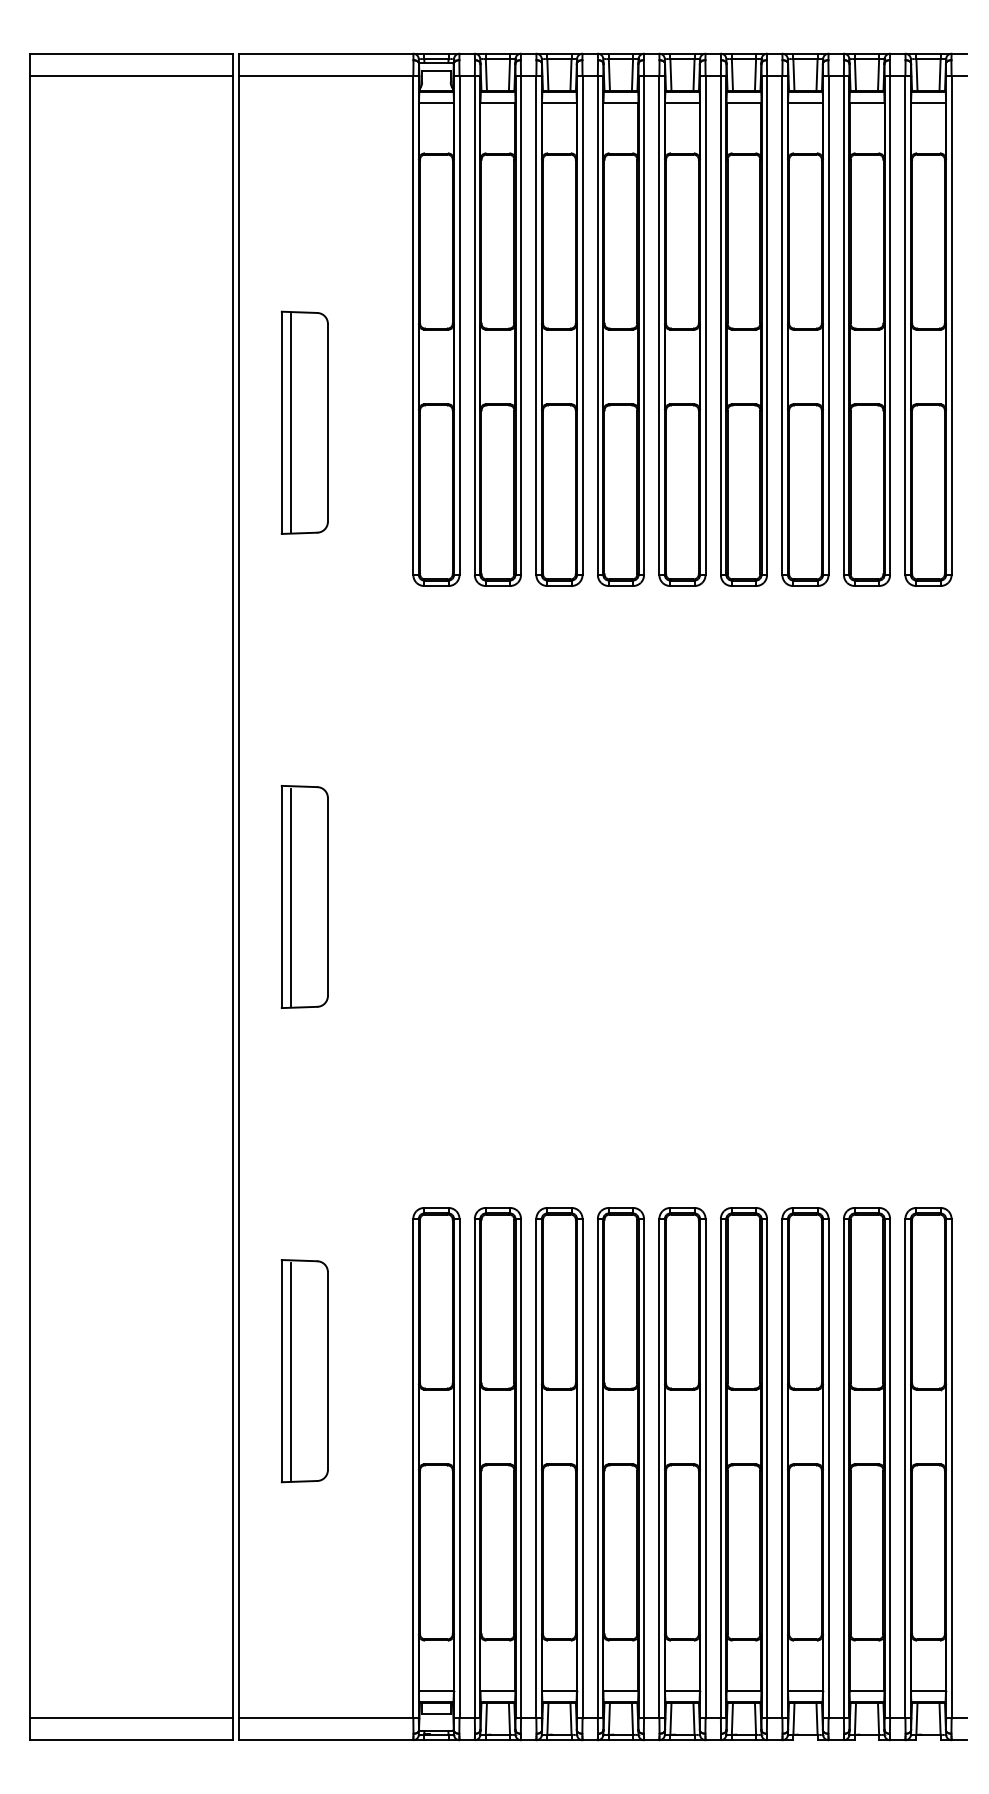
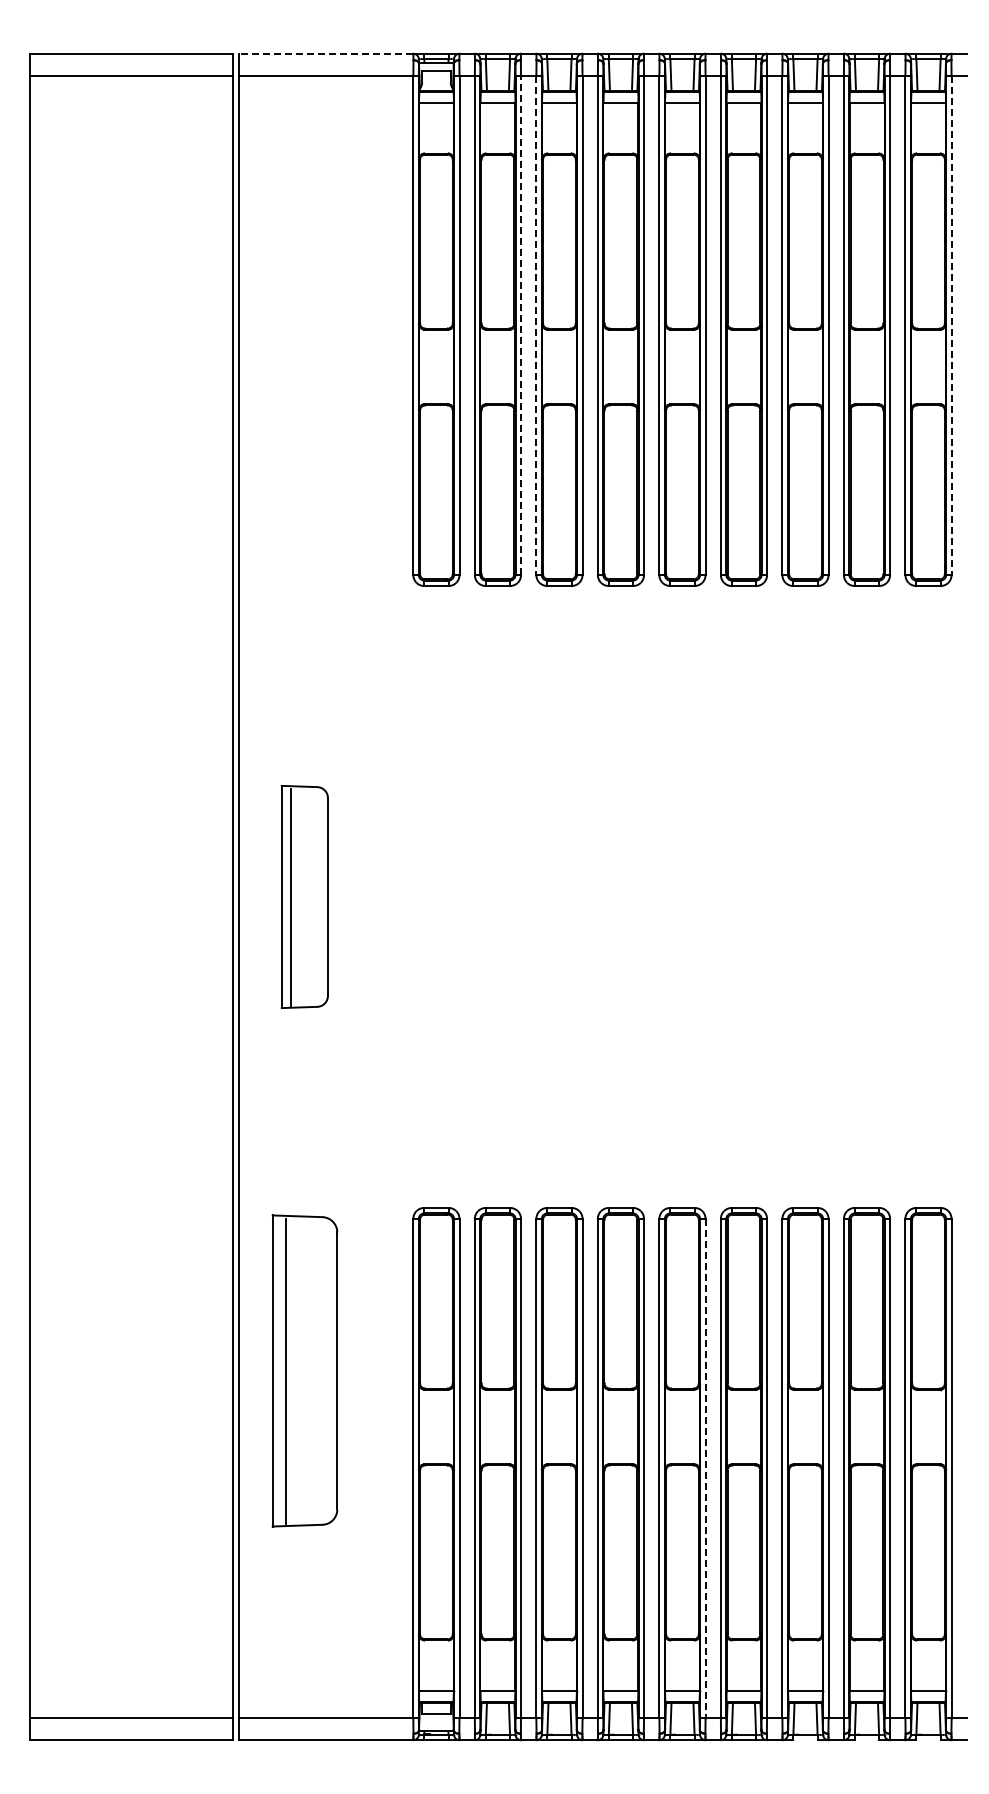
line: solid -> dashed (325, 53)
line: solid -> dashed (521, 325)
line: solid -> dashed (536, 325)
line: solid -> dashed (951, 325)
part: present -> none (304, 422)
part size: 49x225 px -> 68x314 px (304, 1370)
line: solid -> dashed (705, 1468)
